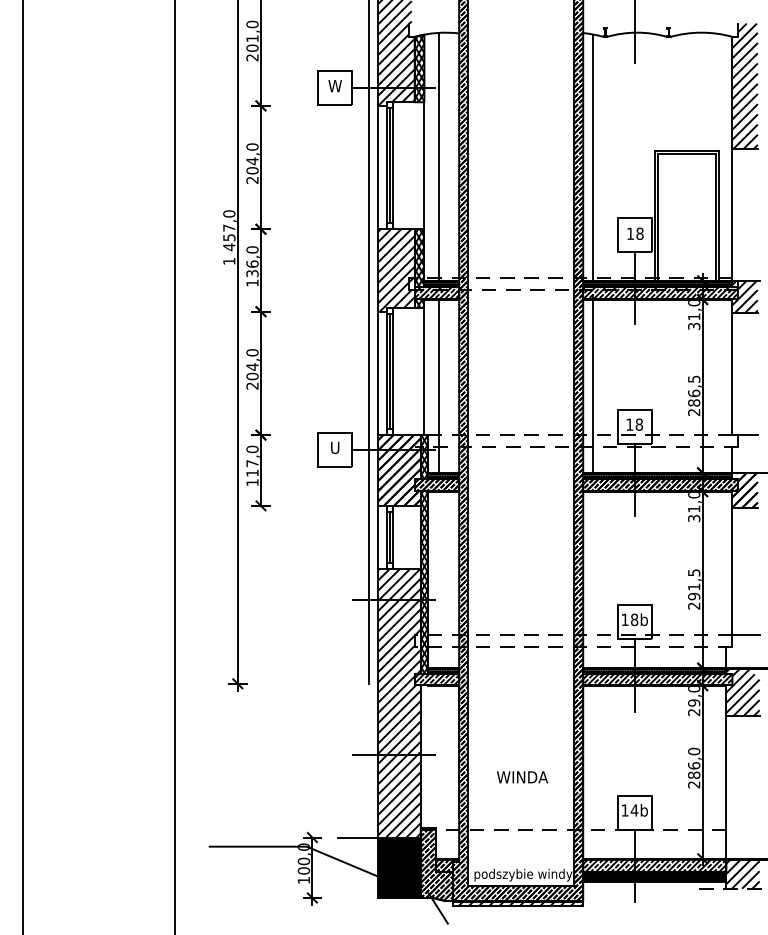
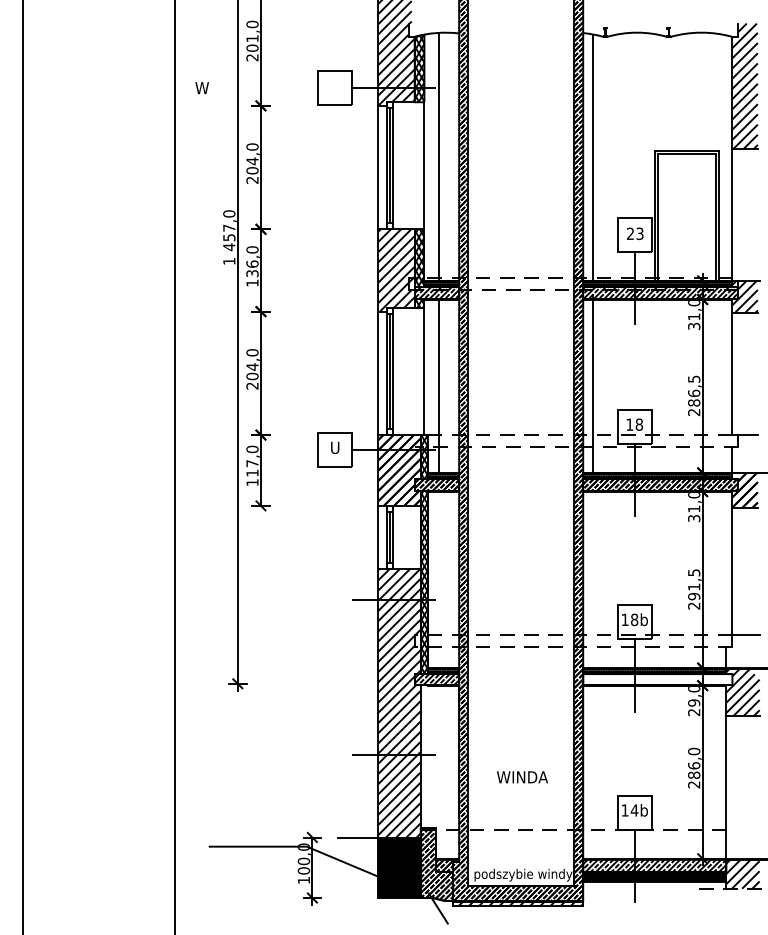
line: present -> none (634, 32)
text position: (334, 86) -> (201, 88) (201, 88)
text: 18 -> 23 (635, 233)
line: present -> none (369, 342)
hatch: present -> none (657, 679)
